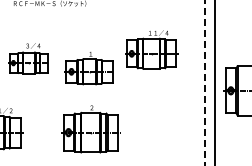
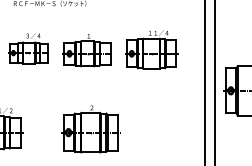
part position: (28, 58) -> (28, 48) (28, 48)
part position: (88, 68) -> (86, 50) (86, 50)
line: dashed -> solid (205, 83)
